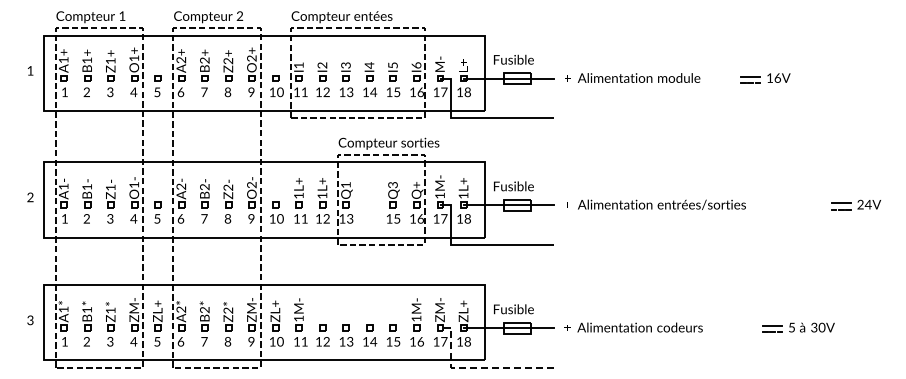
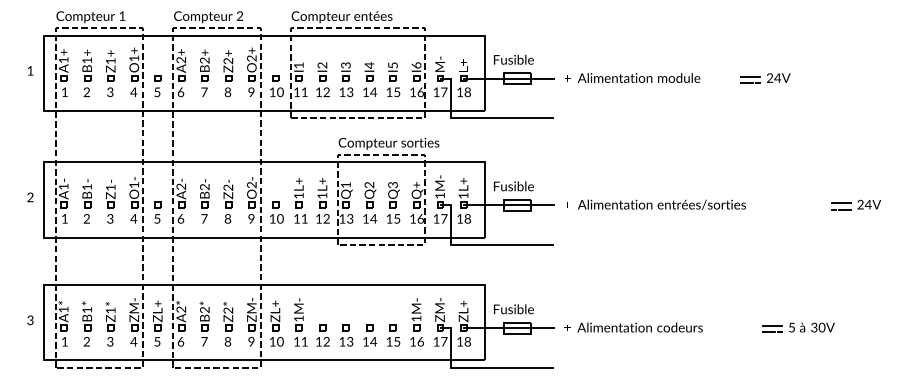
text: 16V -> 24V (773, 77)
part: none -> present (370, 202)
line: dashed -> solid (476, 367)
